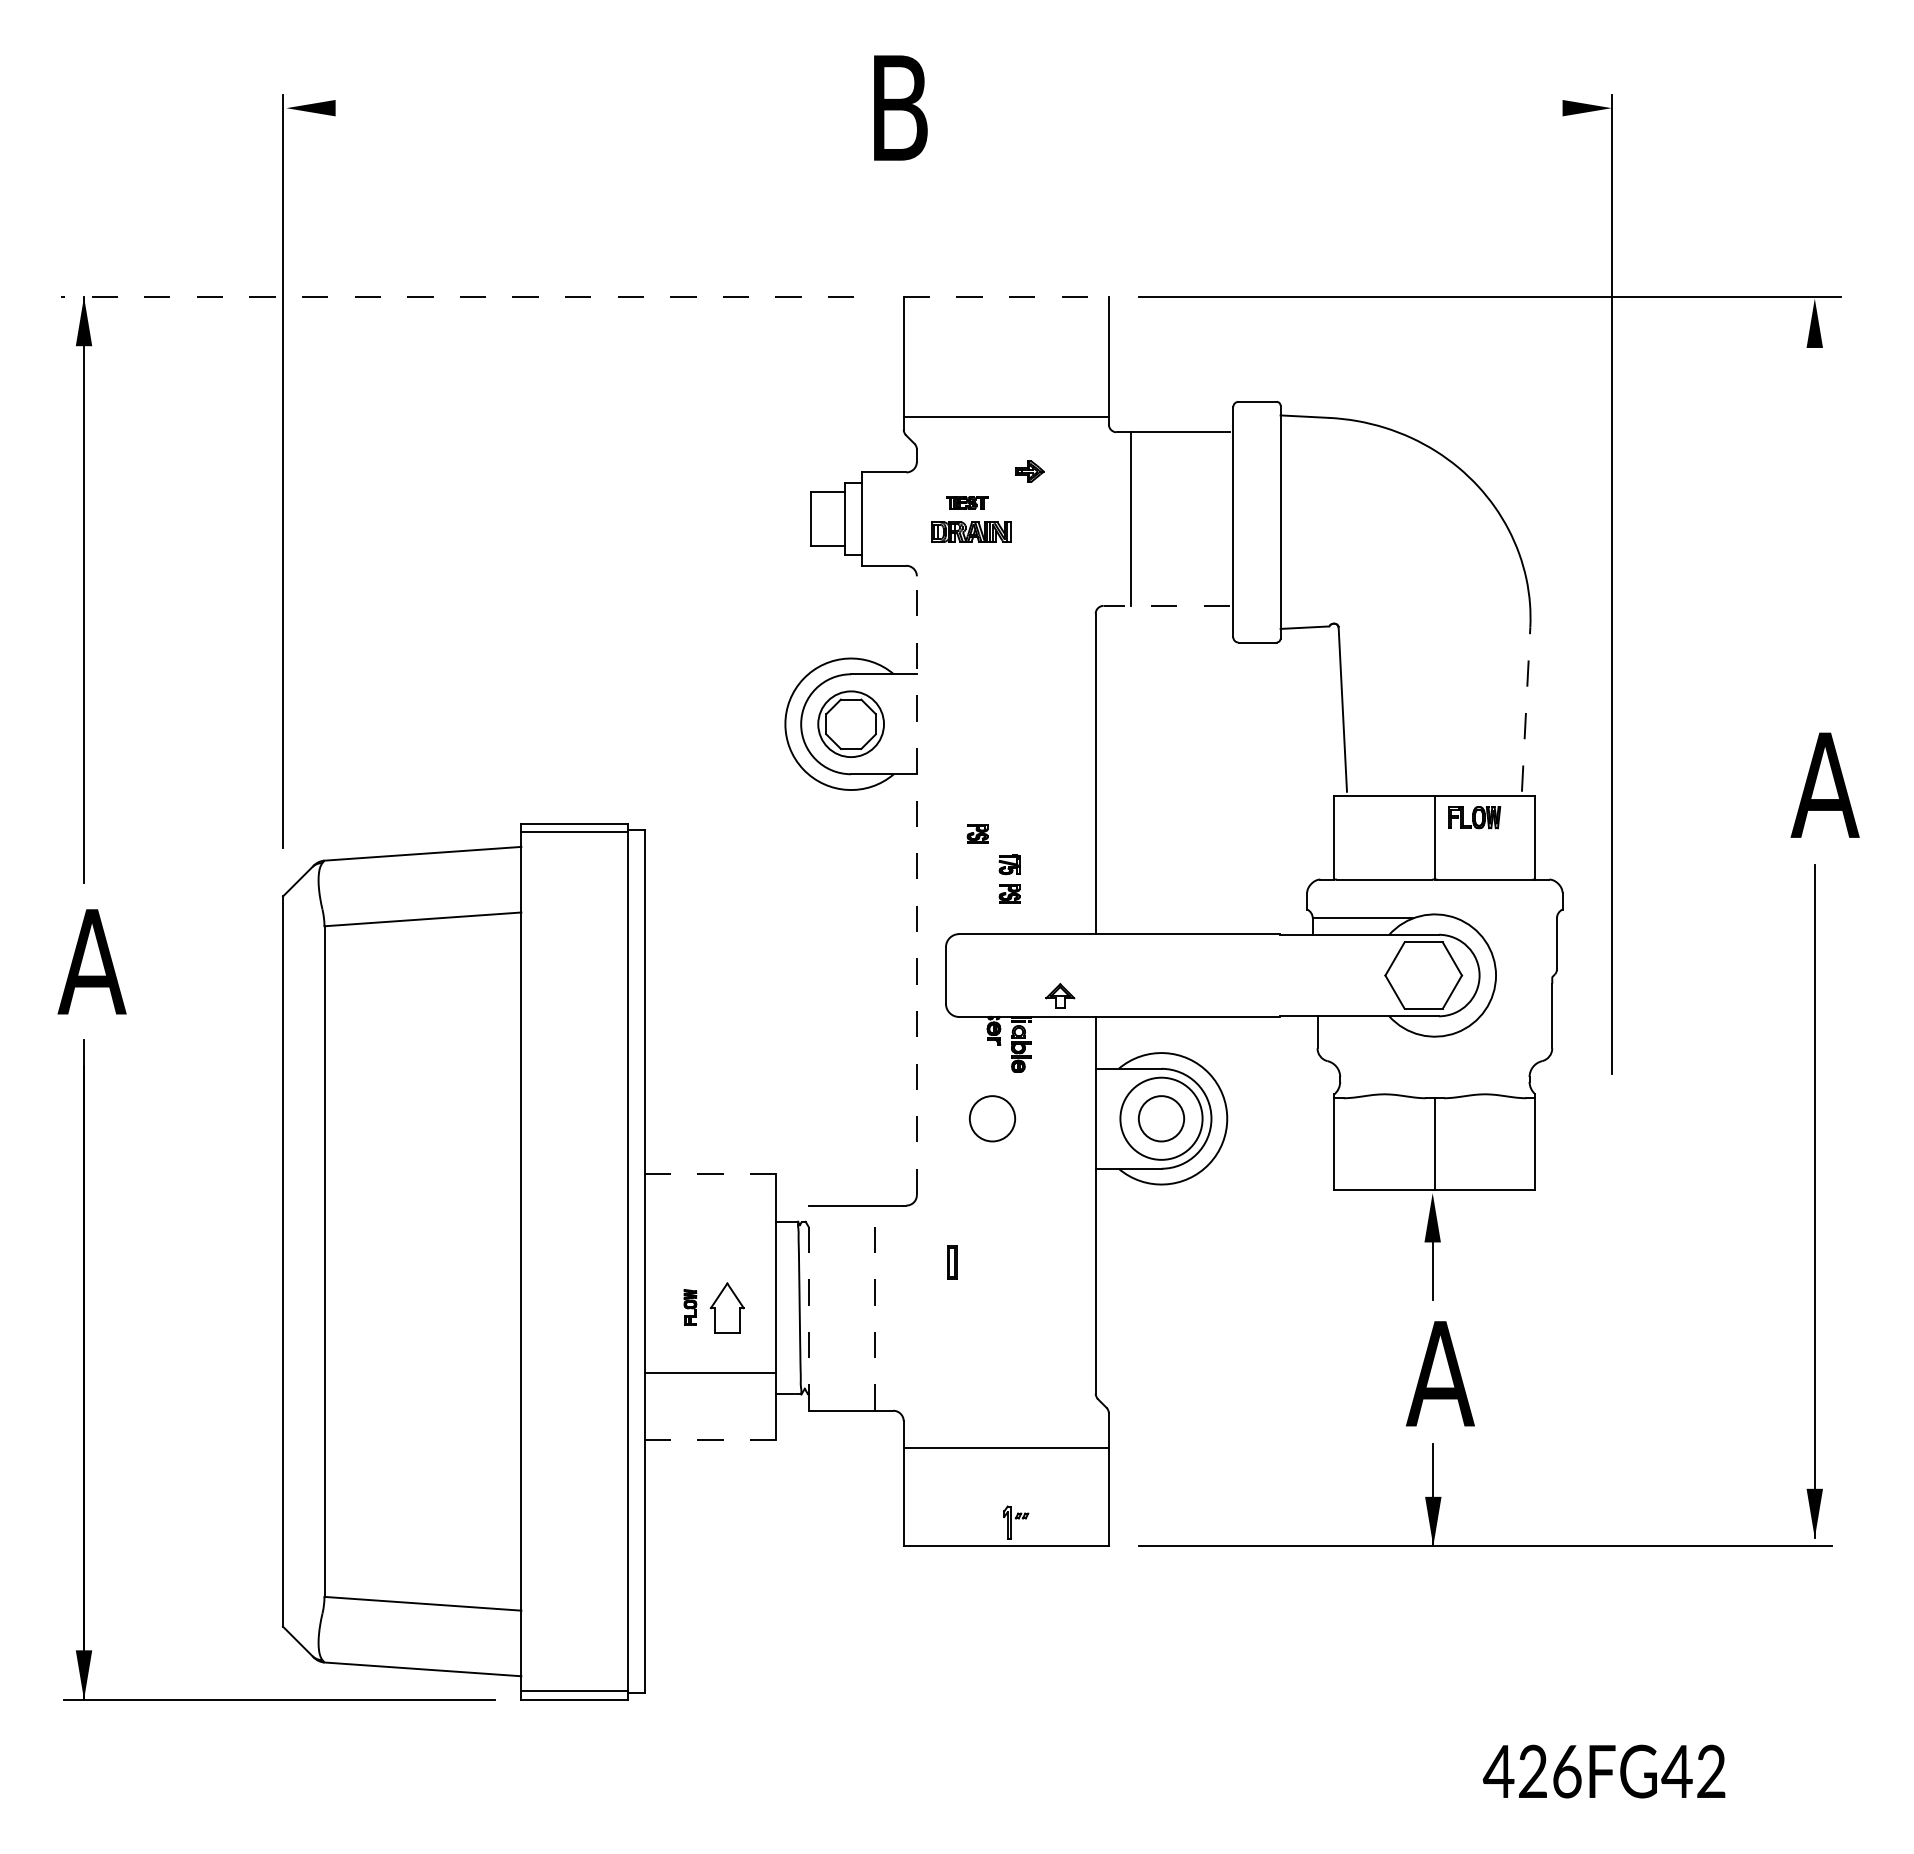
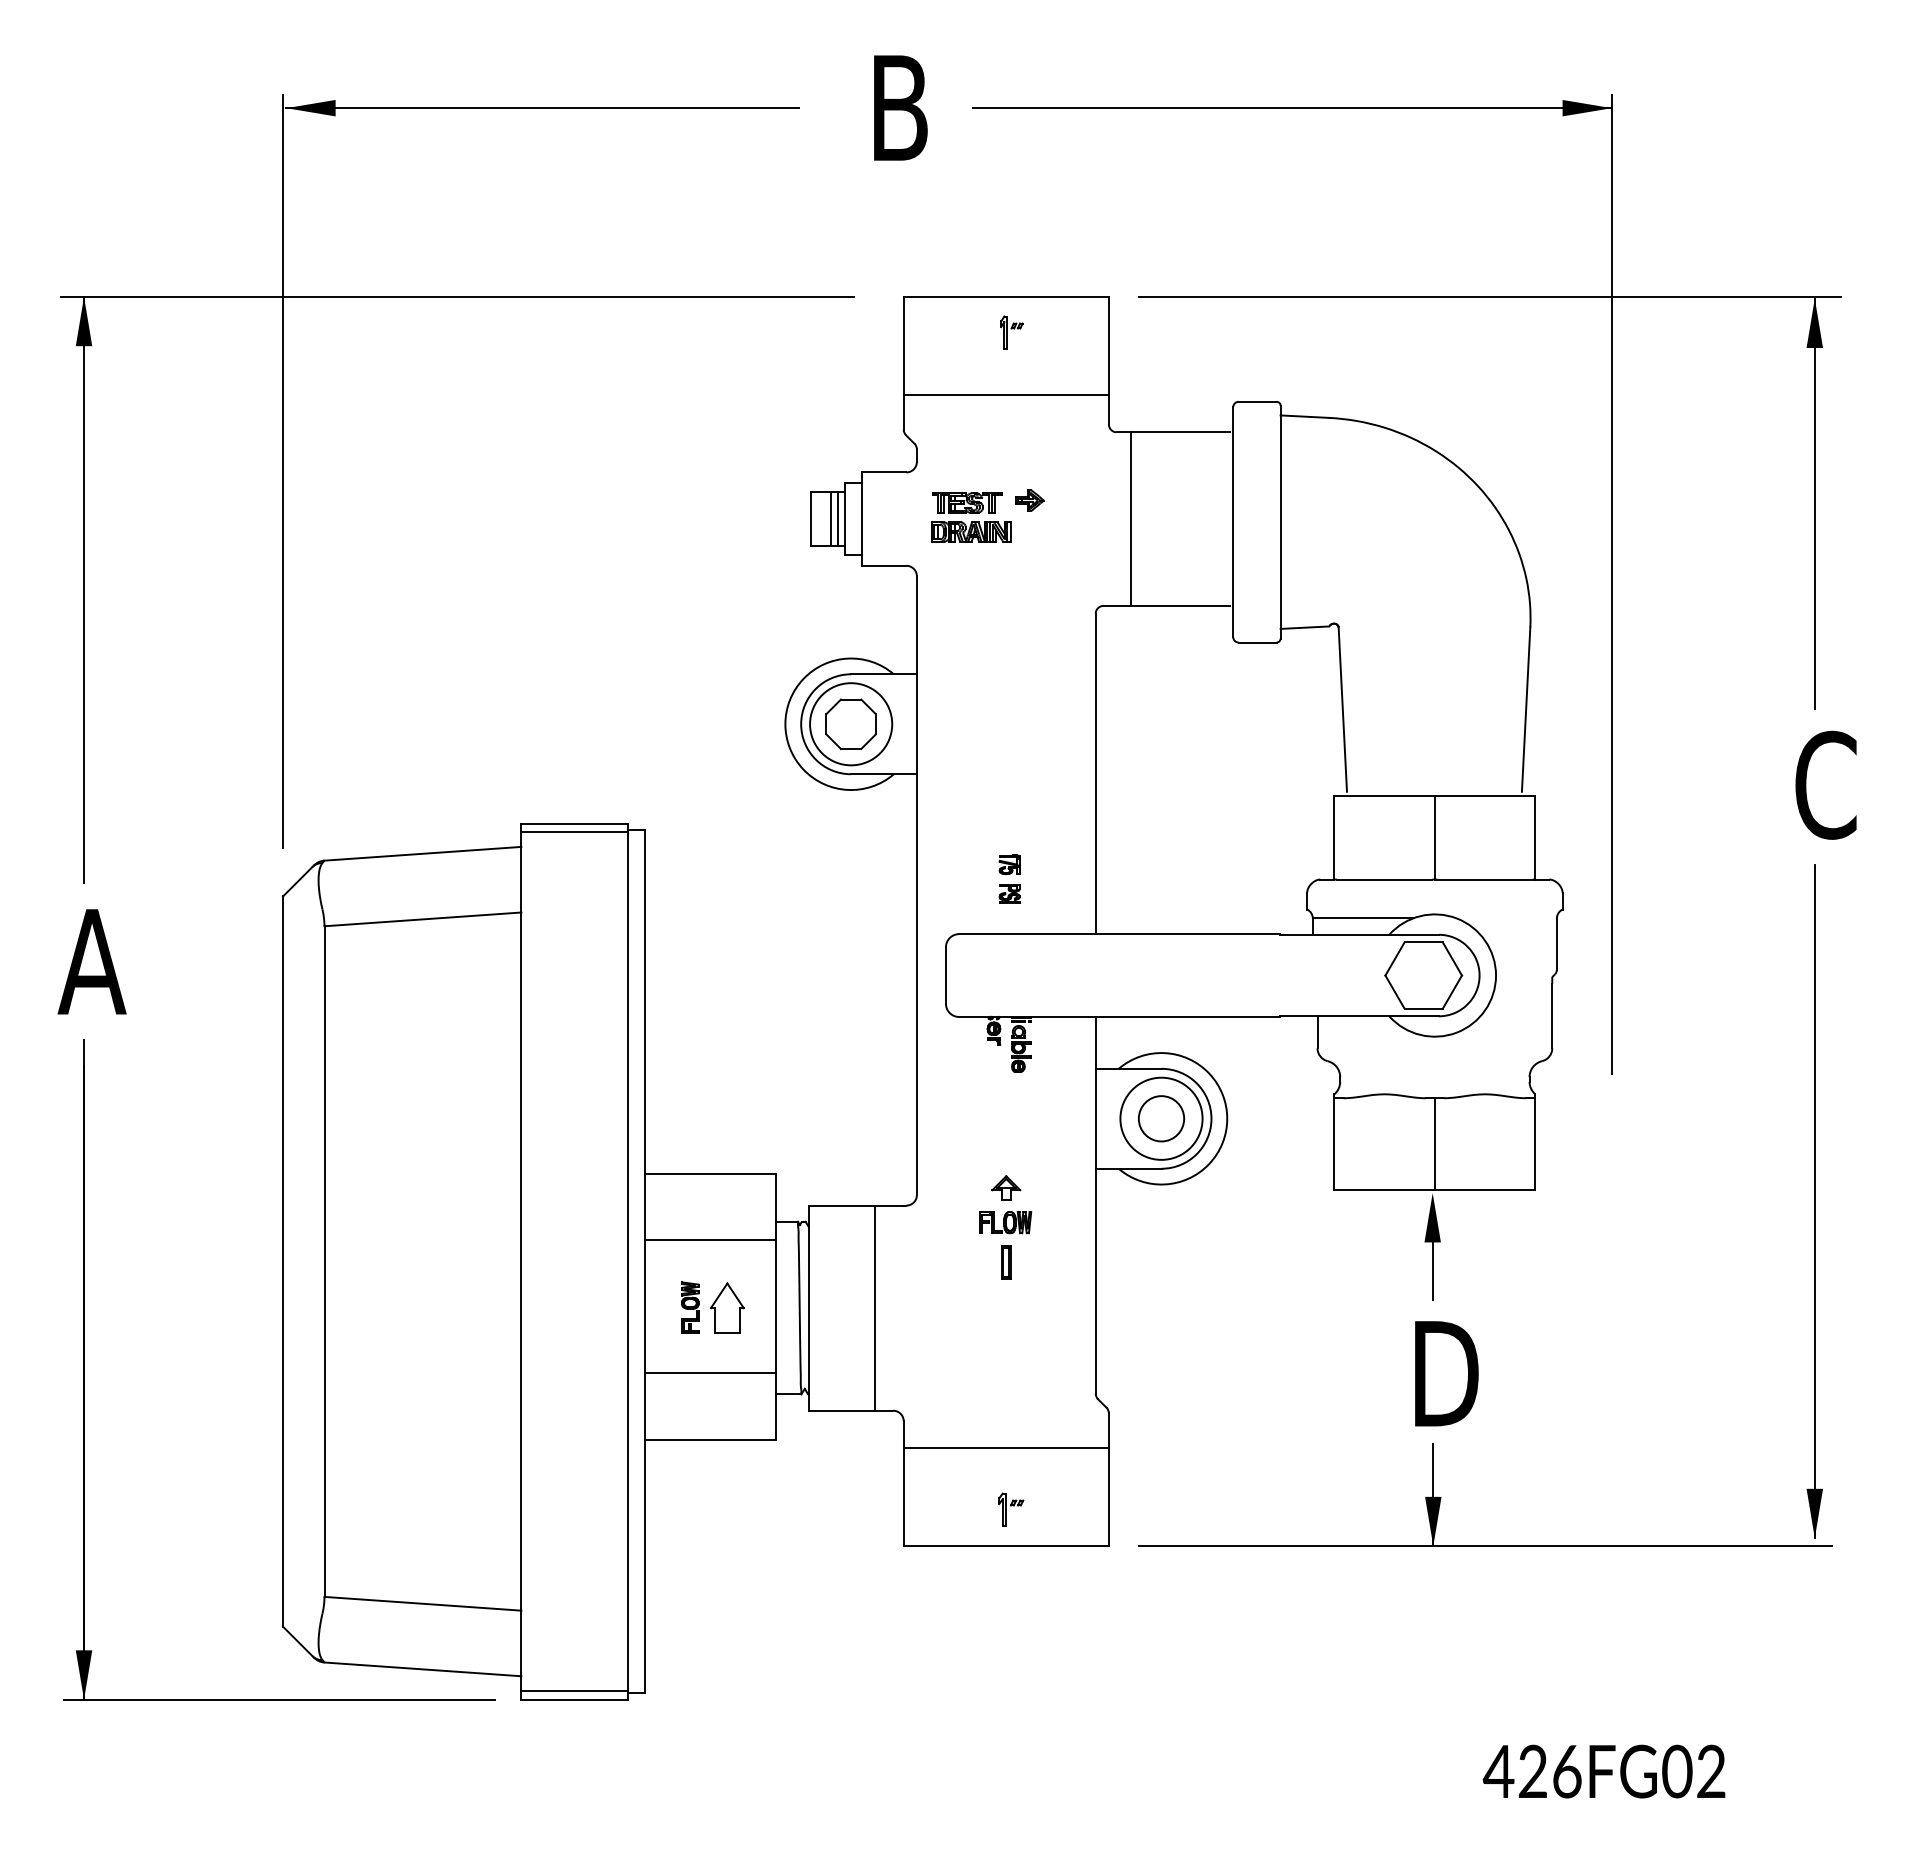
line: none -> present (542, 108)
line: none -> present (1292, 108)
line: dashed -> solid (457, 296)
line: dashed -> solid (1006, 296)
part: none -> present (1011, 332)
line position: (1005, 417) -> (1005, 395) (1005, 395)
part position: (1029, 471) -> (1029, 500) (1029, 500)
part size: 43x14 px -> 71x22 px (967, 502)
line: none -> present (1814, 503)
line: none -> present (830, 519)
line: none -> present (837, 519)
line: dashed -> solid (1166, 605)
line: dashed -> solid (1526, 709)
circle diameter: 66 px -> 82 px (851, 724)
text: A -> C (1824, 784)
part position: (1474, 817) -> (1005, 1222) (1005, 1222)
part: present -> none (977, 833)
line: dashed -> solid (916, 885)
part position: (1060, 995) -> (1006, 1187) (1006, 1187)
circle: present -> none (992, 1118)
line: dashed -> solid (710, 1173)
line: none -> present (710, 1240)
part position: (952, 1262) -> (1006, 1262) (1006, 1262)
part size: 15x37 px -> 19x53 px (690, 1307)
line: dashed -> solid (809, 1308)
line: dashed -> solid (874, 1308)
text: A -> D (1442, 1373)
line: dashed -> solid (710, 1439)
part position: (1016, 1522) -> (1011, 1509) (1011, 1509)
text: 426FG42 -> 426FG02 (1676, 1771)
